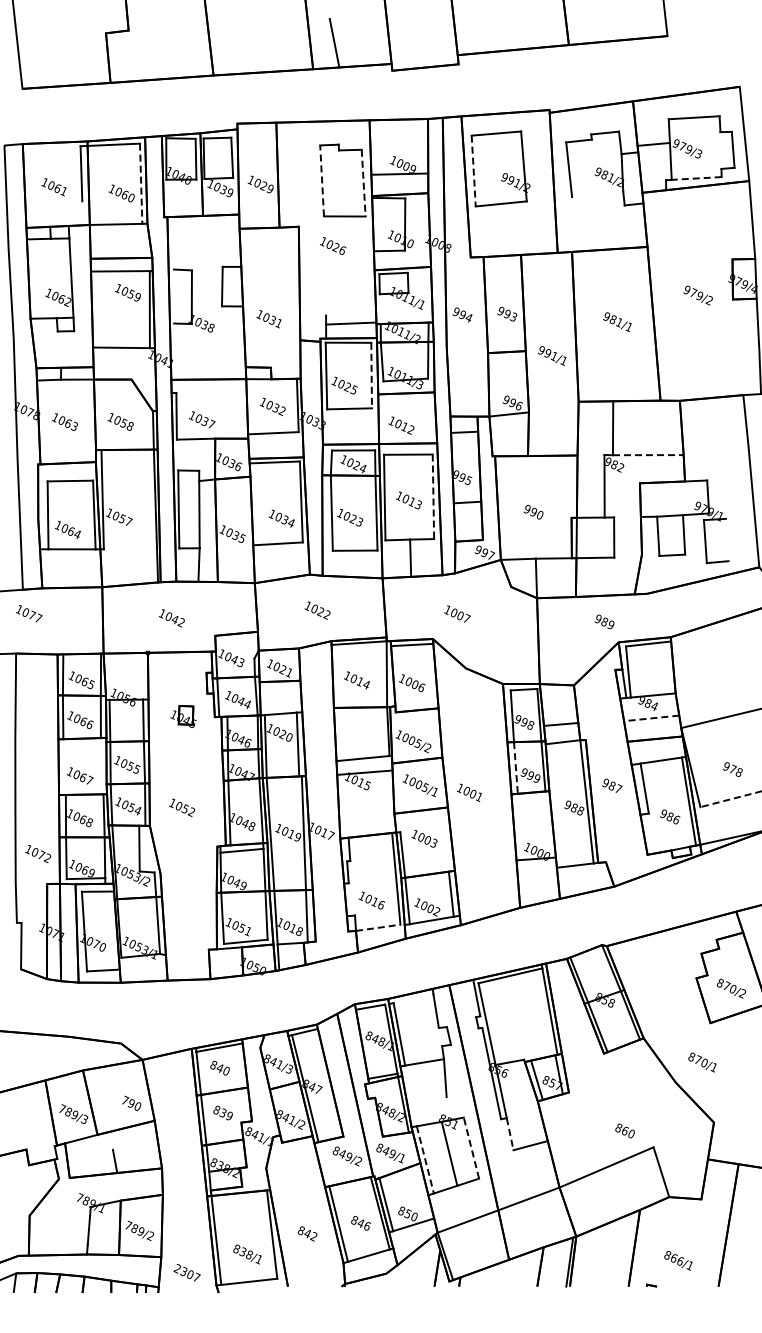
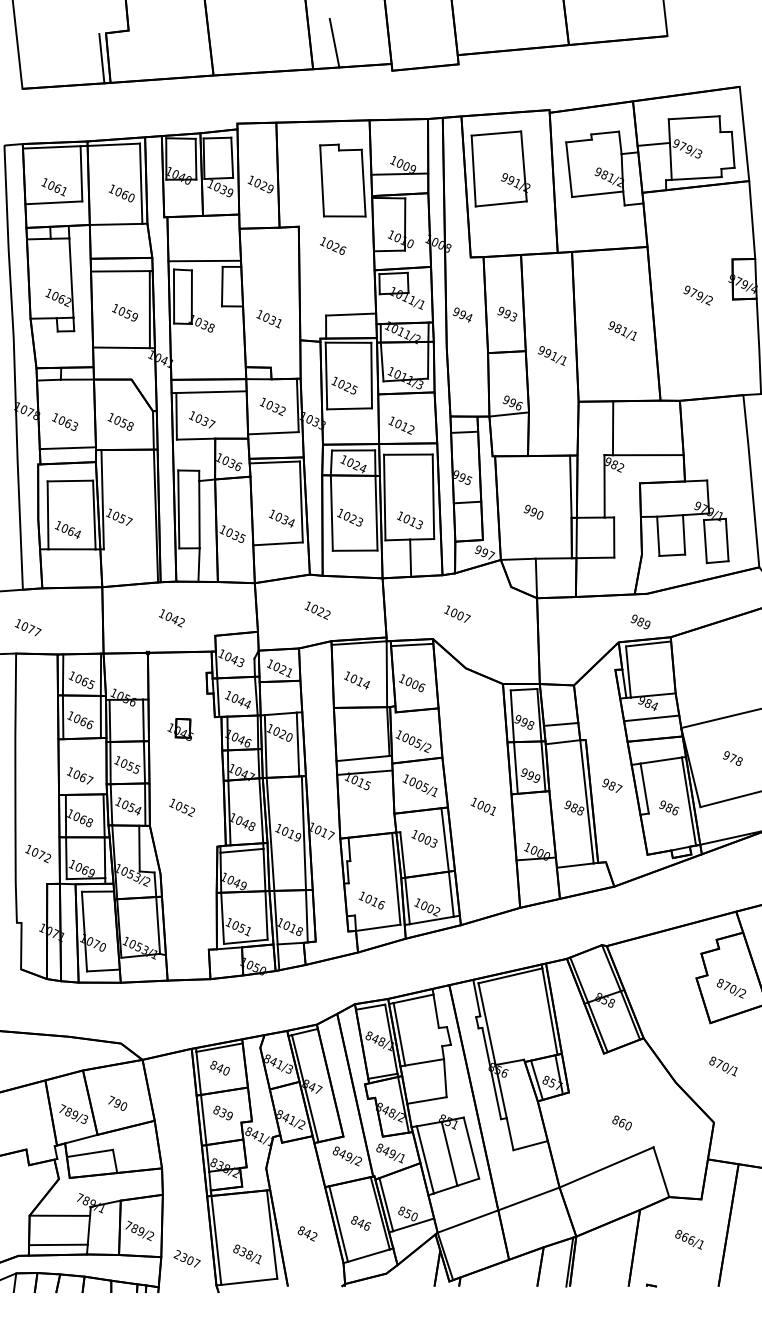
line: none -> present (101, 58)
line: none -> present (51, 147)
line: dashed -> solid (473, 171)
line: dashed -> solid (696, 178)
line: dashed -> solid (322, 180)
line: dashed -> solid (363, 183)
line: dashed -> solid (141, 184)
line: none -> present (597, 194)
line: none -> present (53, 202)
line: none -> present (204, 260)
text position: (127, 292) -> (124, 312) (124, 312)
line: none -> present (173, 296)
text position: (617, 322) -> (622, 331) (622, 331)
line position: (351, 323) -> (351, 314) (351, 314)
line: dashed -> solid (371, 375)
line: none -> present (211, 392)
line: none -> present (67, 448)
line: dashed -> solid (648, 455)
line: none -> present (570, 486)
line: dashed -> solid (433, 497)
text position: (408, 500) -> (409, 520) (409, 520)
line: none -> present (726, 539)
text position: (28, 613) -> (27, 627) (27, 627)
text position: (604, 621) -> (640, 621) (640, 621)
part position: (183, 716) -> (180, 729) (180, 729)
line: dashed -> solid (651, 718)
line: dashed -> solid (515, 768)
text position: (732, 769) -> (732, 758) (732, 758)
text position: (468, 792) -> (482, 806) (482, 806)
line: dashed -> solid (730, 799)
text position: (670, 816) -> (669, 807) (669, 807)
line: none -> present (444, 839)
line: dashed -> solid (378, 927)
line: none -> present (413, 998)
text position: (702, 1062) -> (723, 1066) (723, 1066)
line: none -> present (426, 1100)
text position: (131, 1102) -> (117, 1102) (117, 1102)
text position: (624, 1130) -> (621, 1122) (621, 1122)
line: dashed -> solid (510, 1134)
line: dashed -> solid (471, 1147)
line: none -> present (89, 1153)
line: dashed -> solid (425, 1159)
line: none -> present (59, 1215)
line: none -> present (58, 1244)
text position: (678, 1260) -> (689, 1239) (689, 1239)
text position: (186, 1272) -> (186, 1258) (186, 1258)
